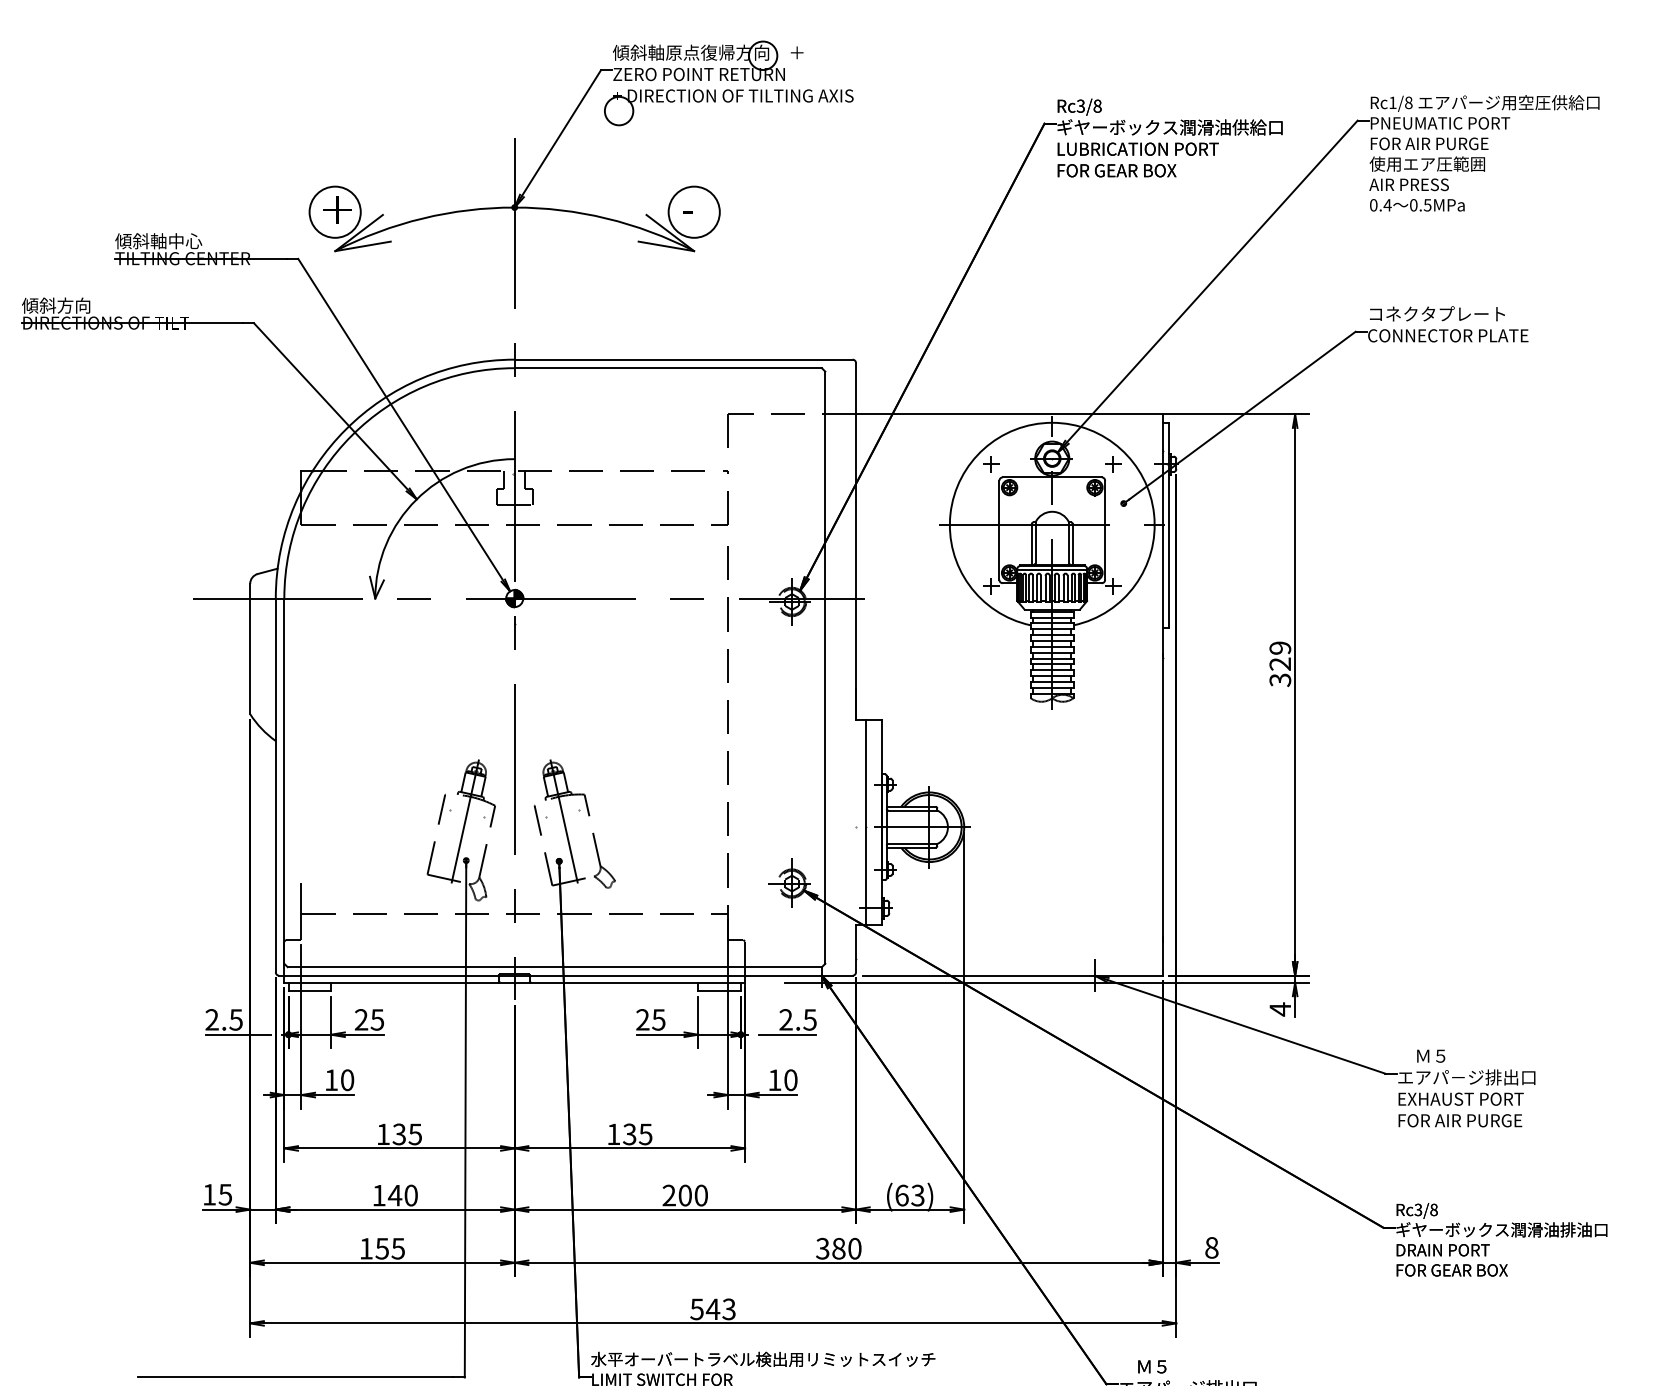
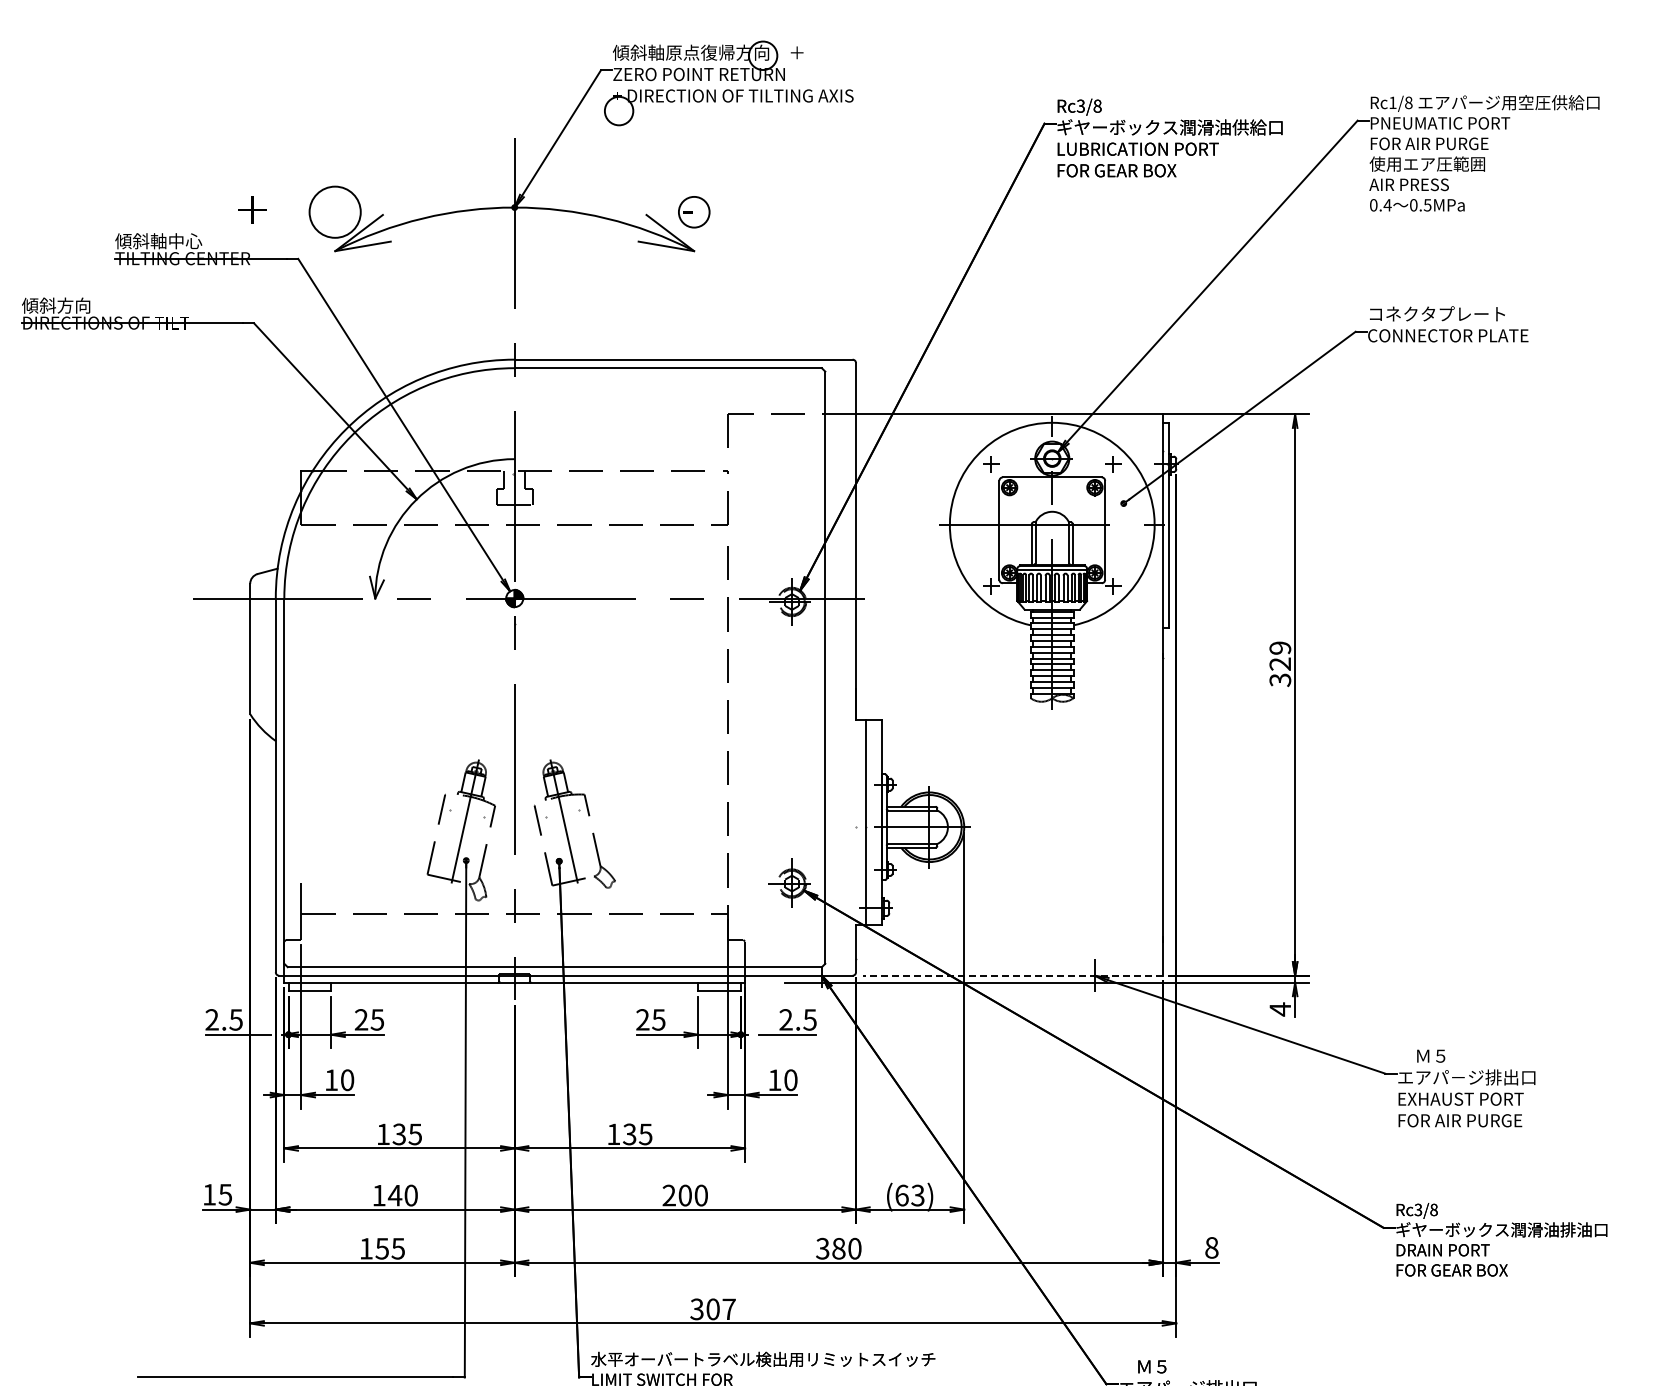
text position: (337, 209) -> (252, 209) (252, 209)
circle diameter: 51 px -> 31 px (693, 211)
line: solid -> dashed (1012, 975)
text: 543 -> 307 (713, 1309)
